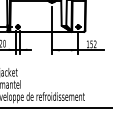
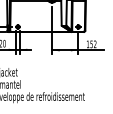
line: present -> none (55, 107)
